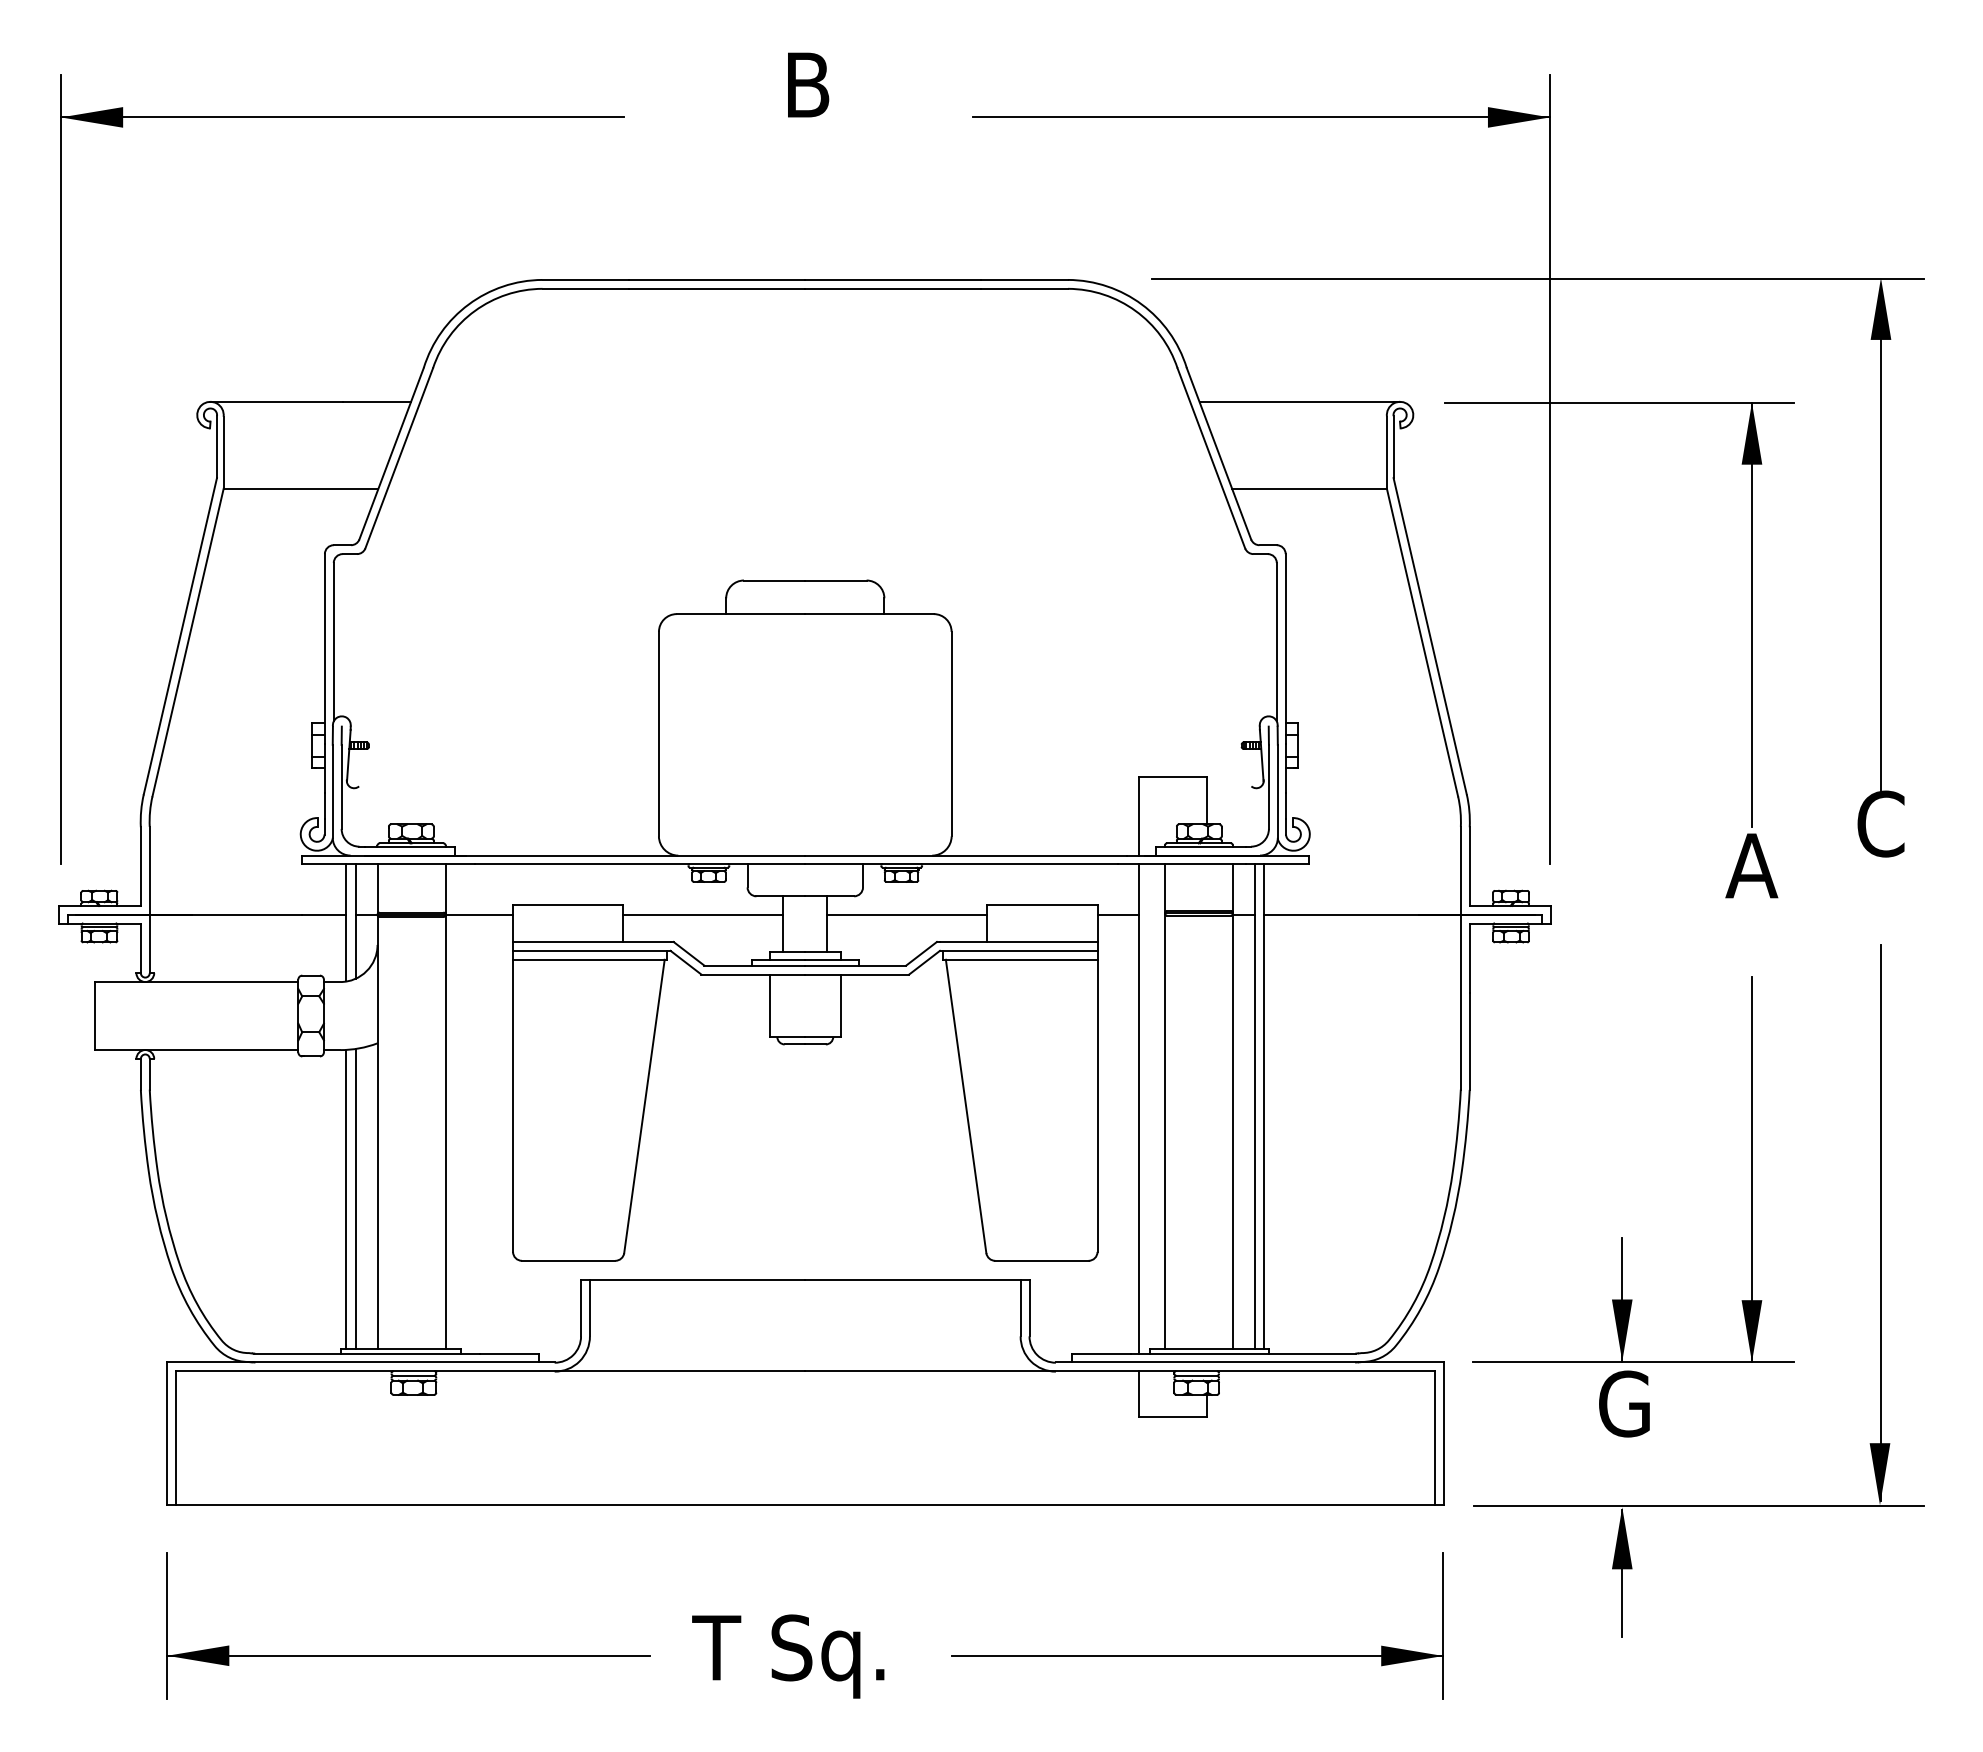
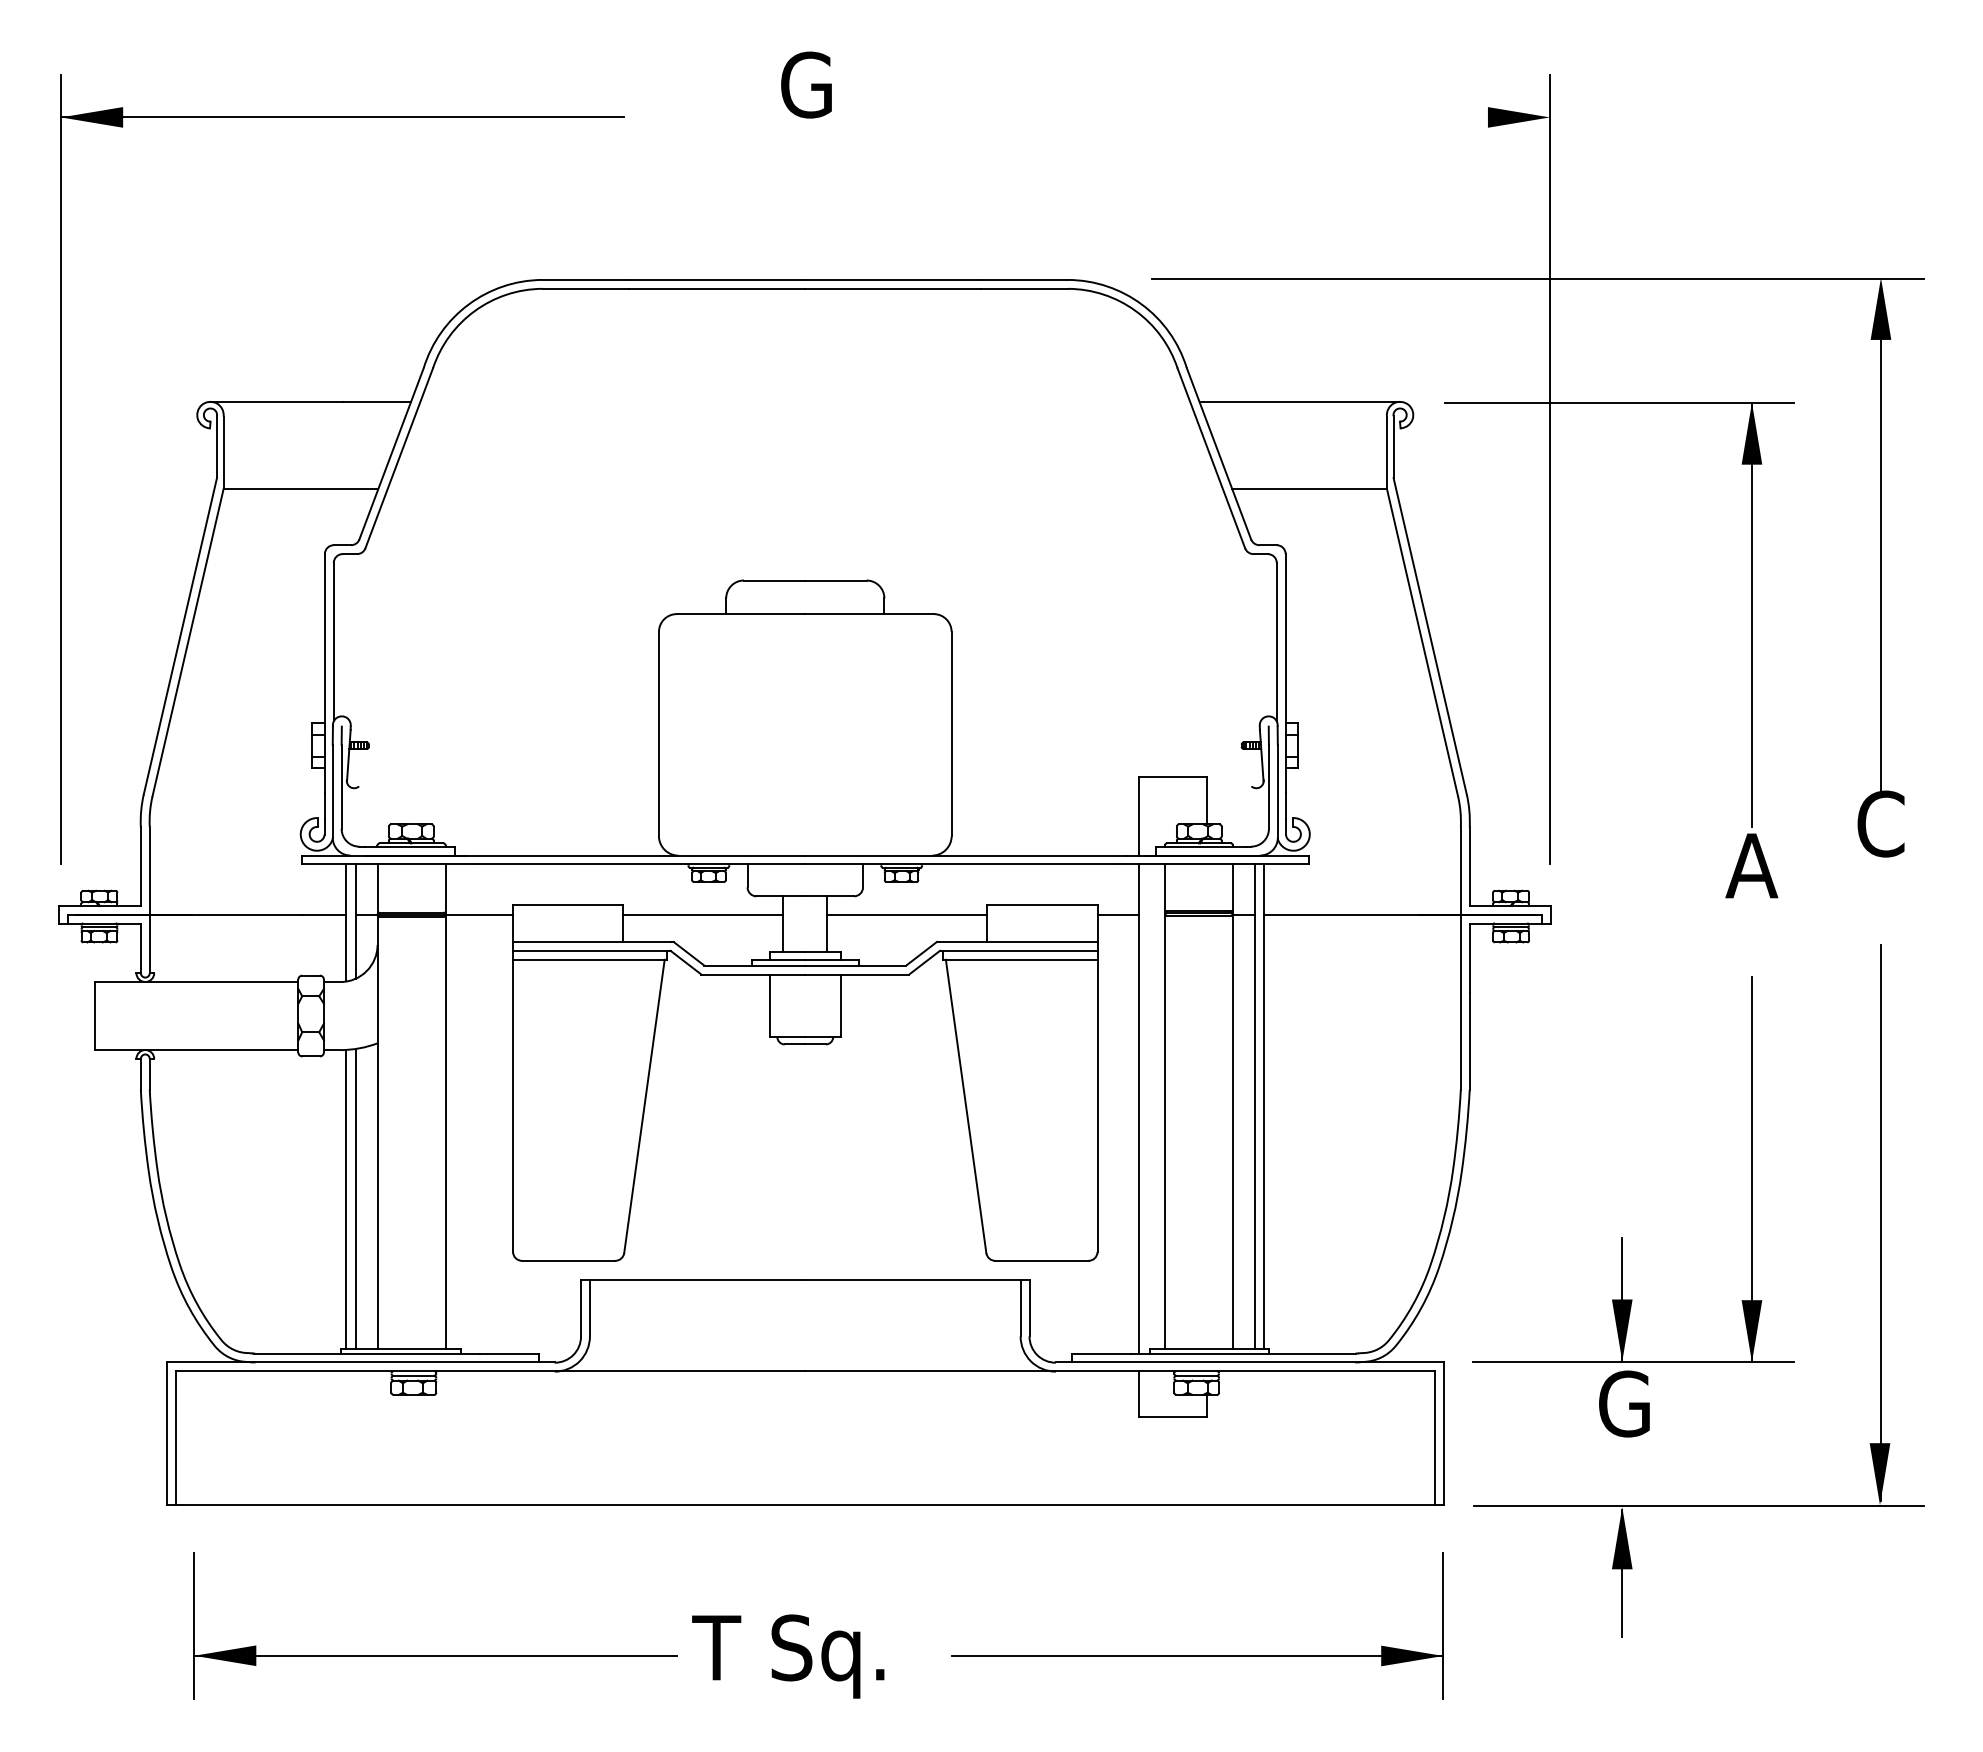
text: B -> G (806, 84)
line: present -> none (1261, 117)
part position: (408, 1655) -> (435, 1655) (435, 1655)
